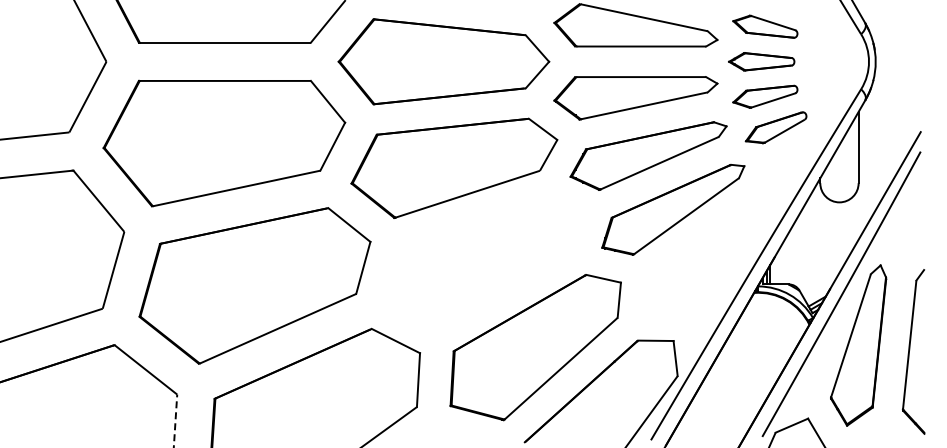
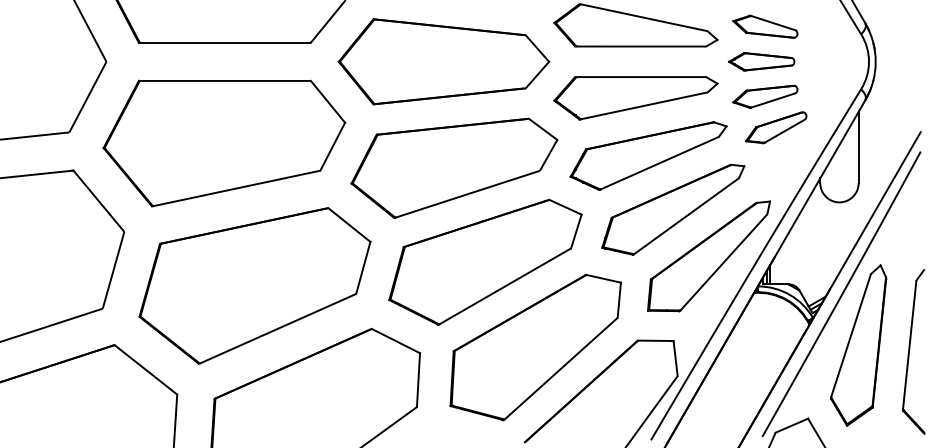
part: none -> present (708, 256)
part: none -> present (485, 261)
line: dashed -> solid (175, 420)
